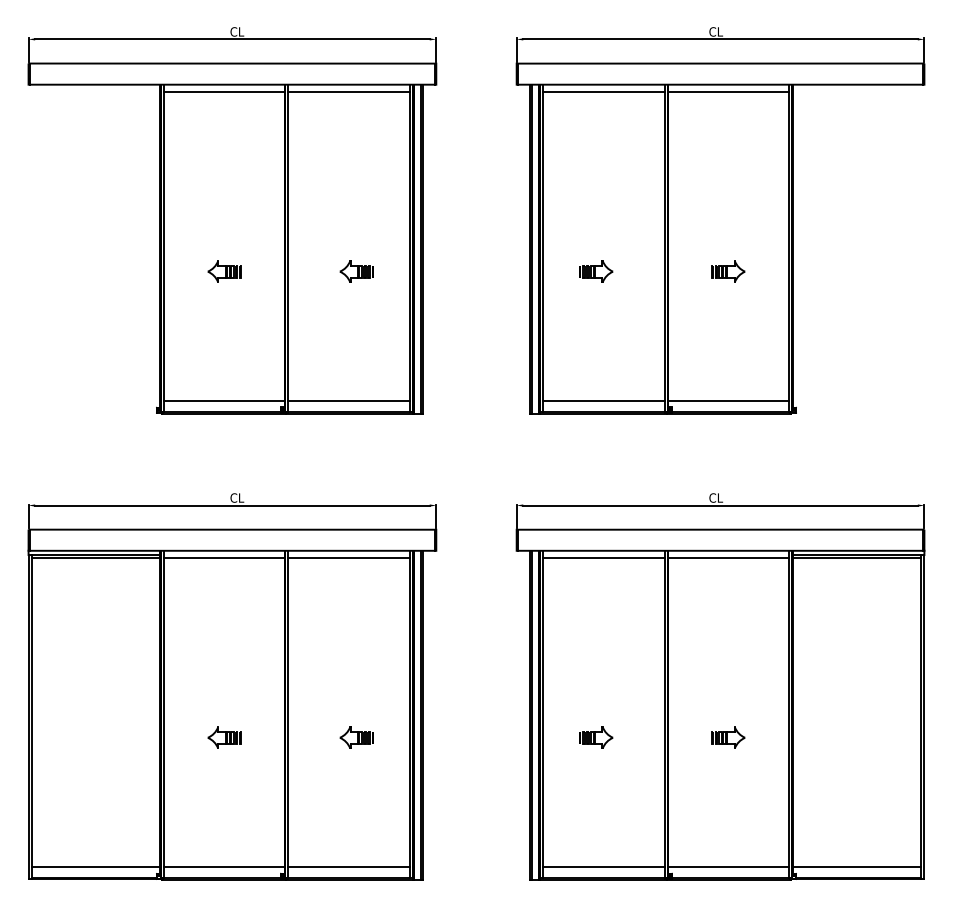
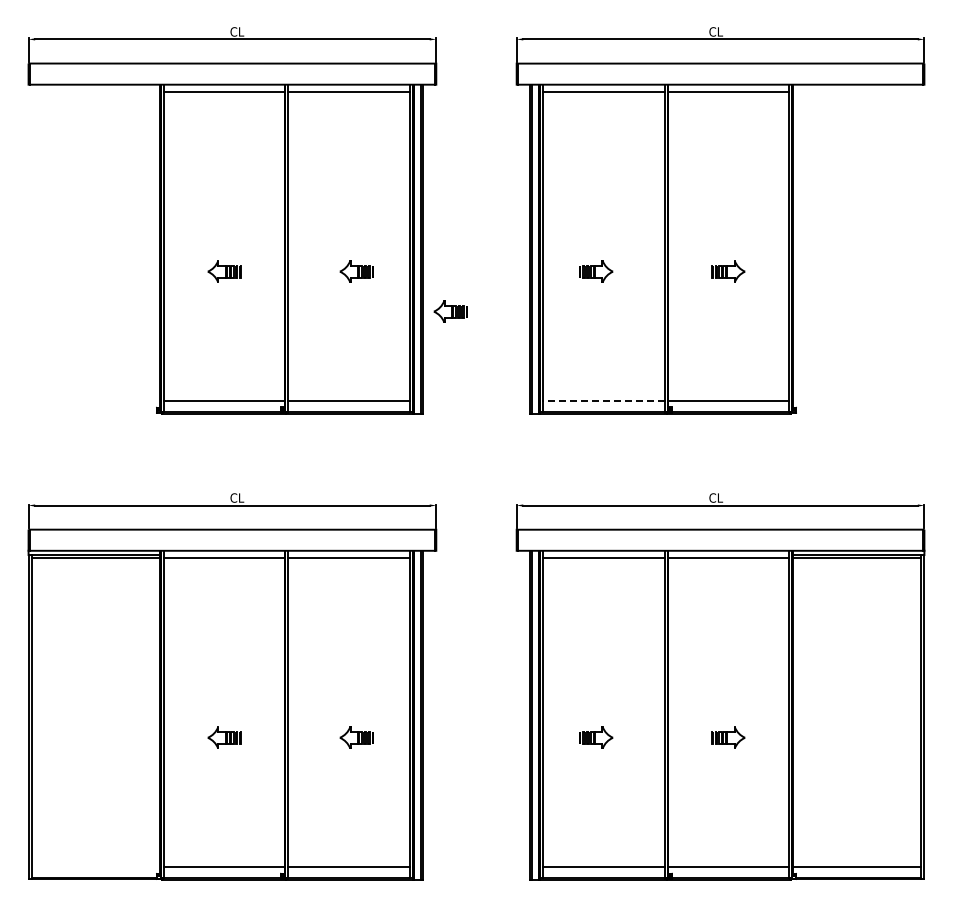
part: none -> present (450, 311)
line: solid -> dashed (603, 400)
line: present -> none (96, 866)
